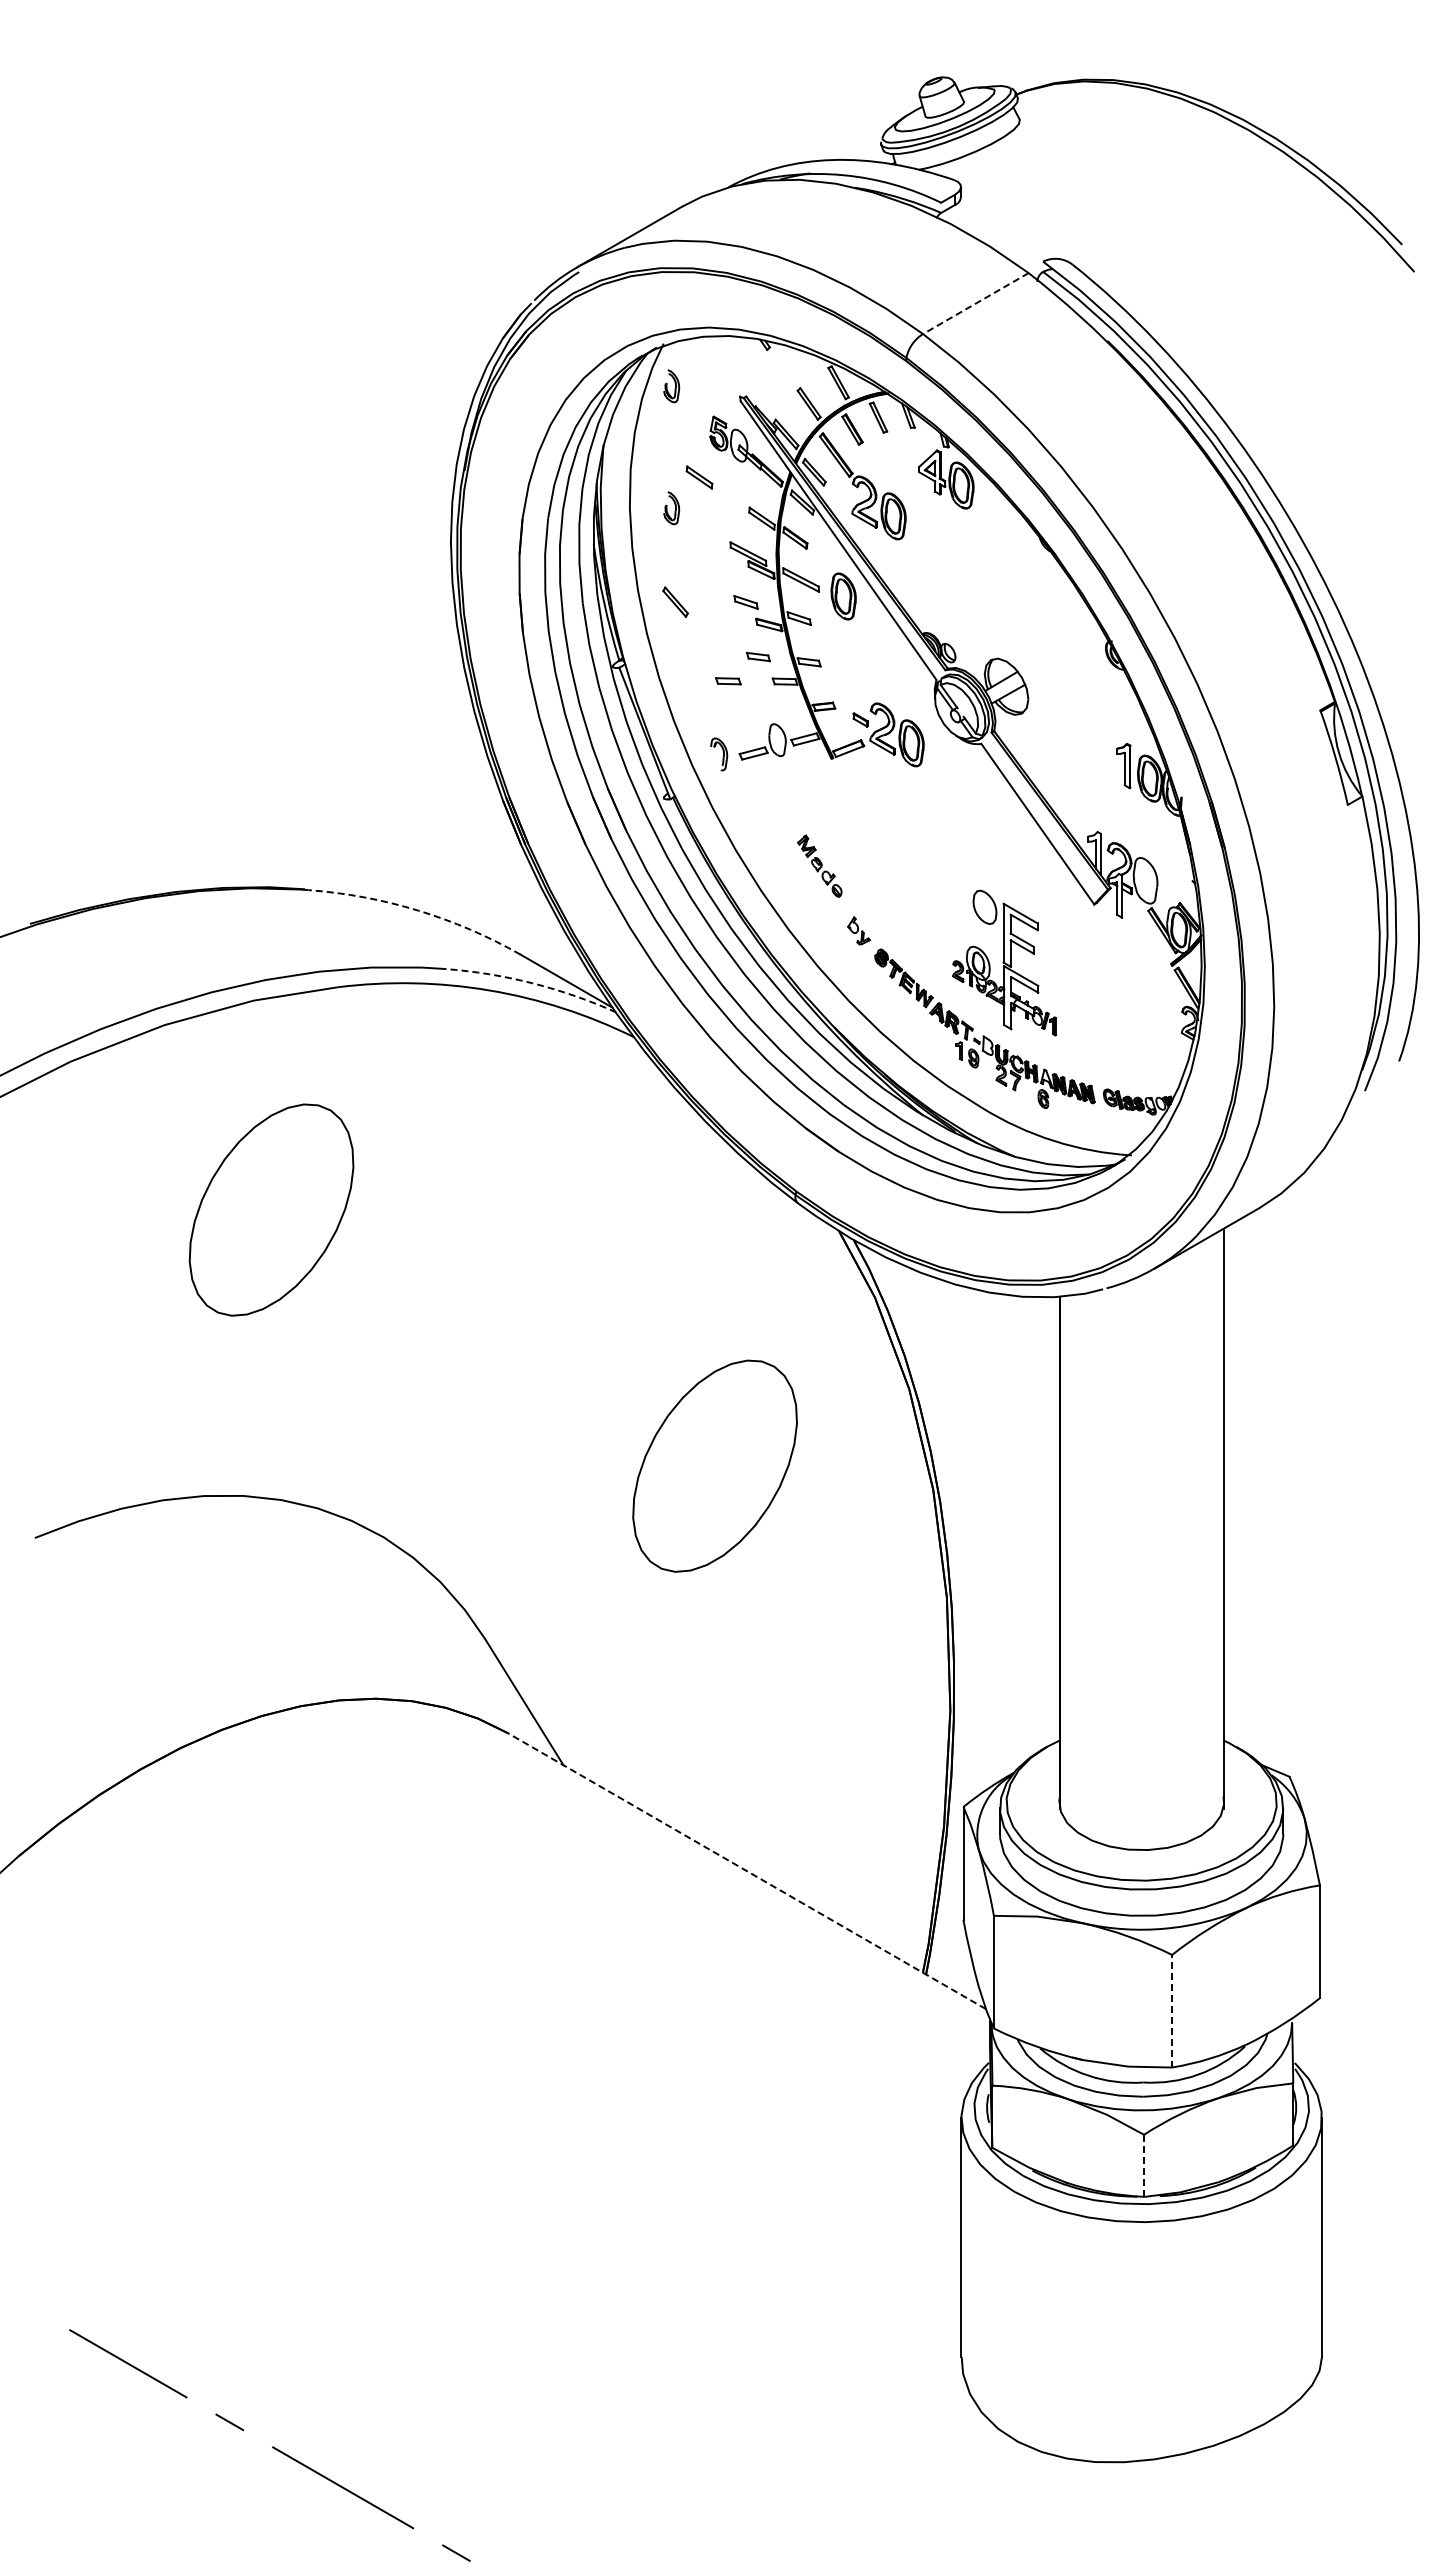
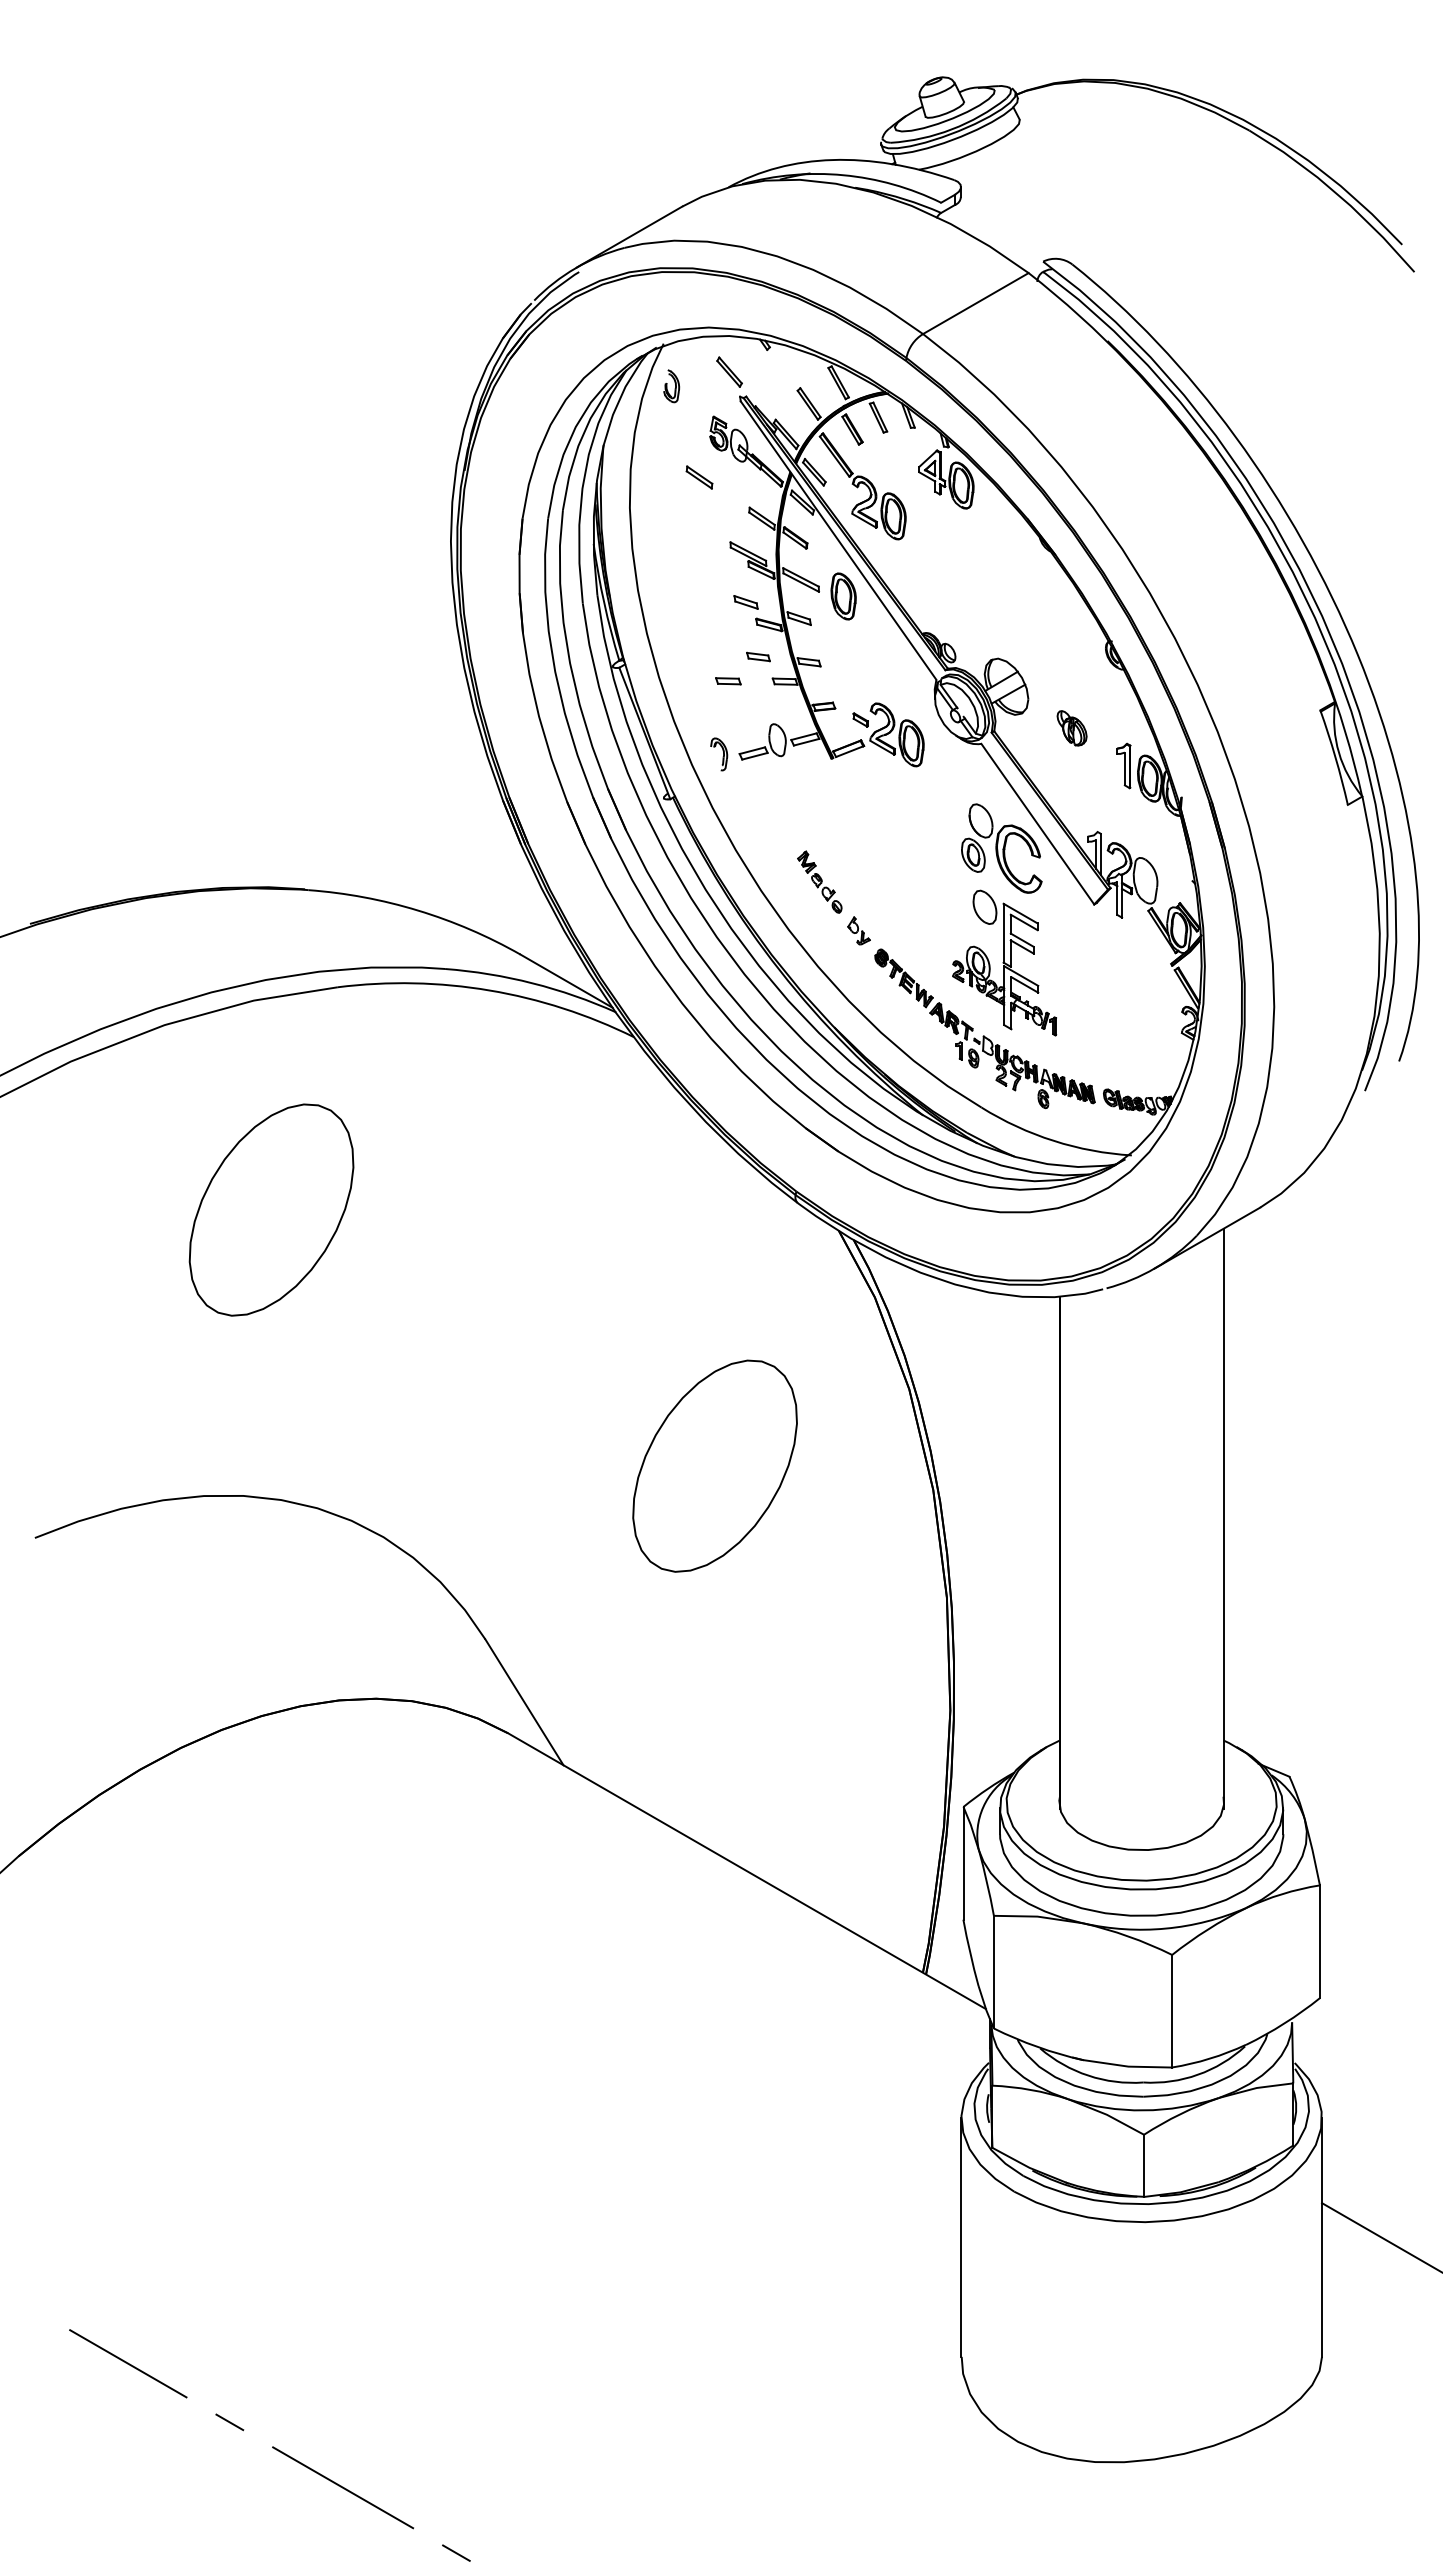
line: dashed -> solid (975, 303)
part: present -> none (671, 508)
part position: (675, 601) -> (729, 371) (729, 371)
part: none -> present (1071, 728)
part: none -> present (1001, 848)
part position: (819, 865) -> (819, 881) (819, 881)
arc: dashed -> solid (418, 910)
arc: dashed -> solid (532, 983)
line: dashed -> solid (746, 1871)
line: dashed -> solid (1172, 2010)
line: dashed -> solid (1144, 2165)
line: none -> present (1380, 2237)
